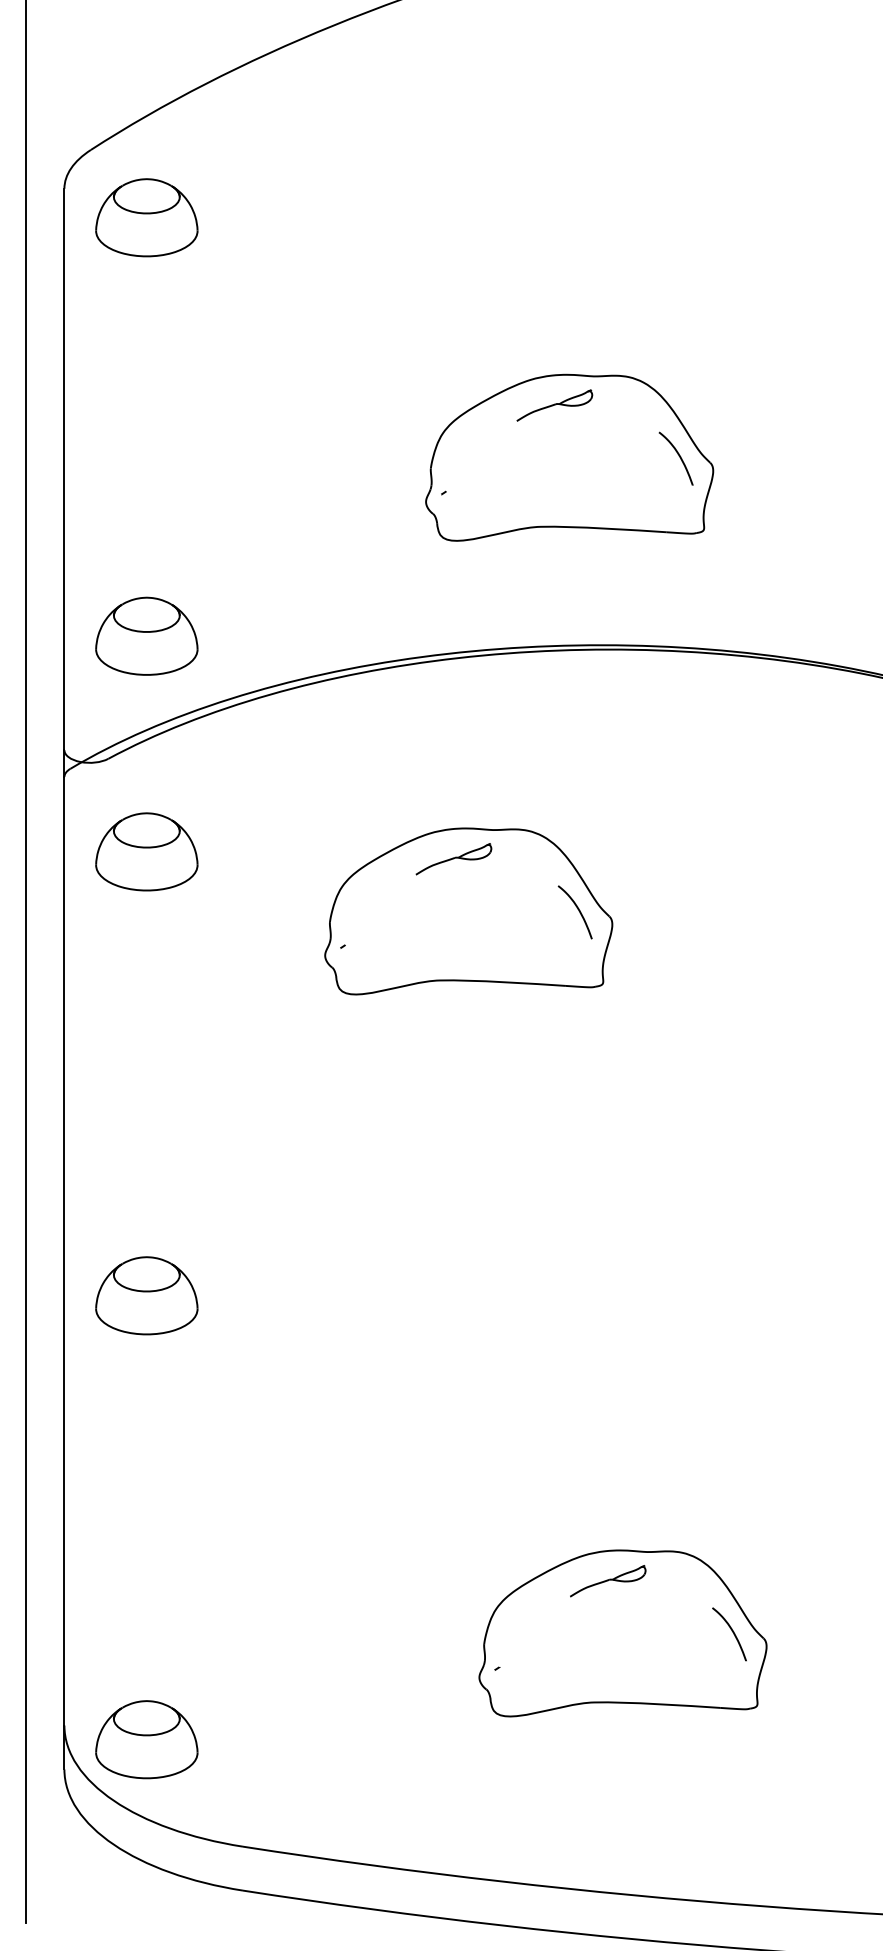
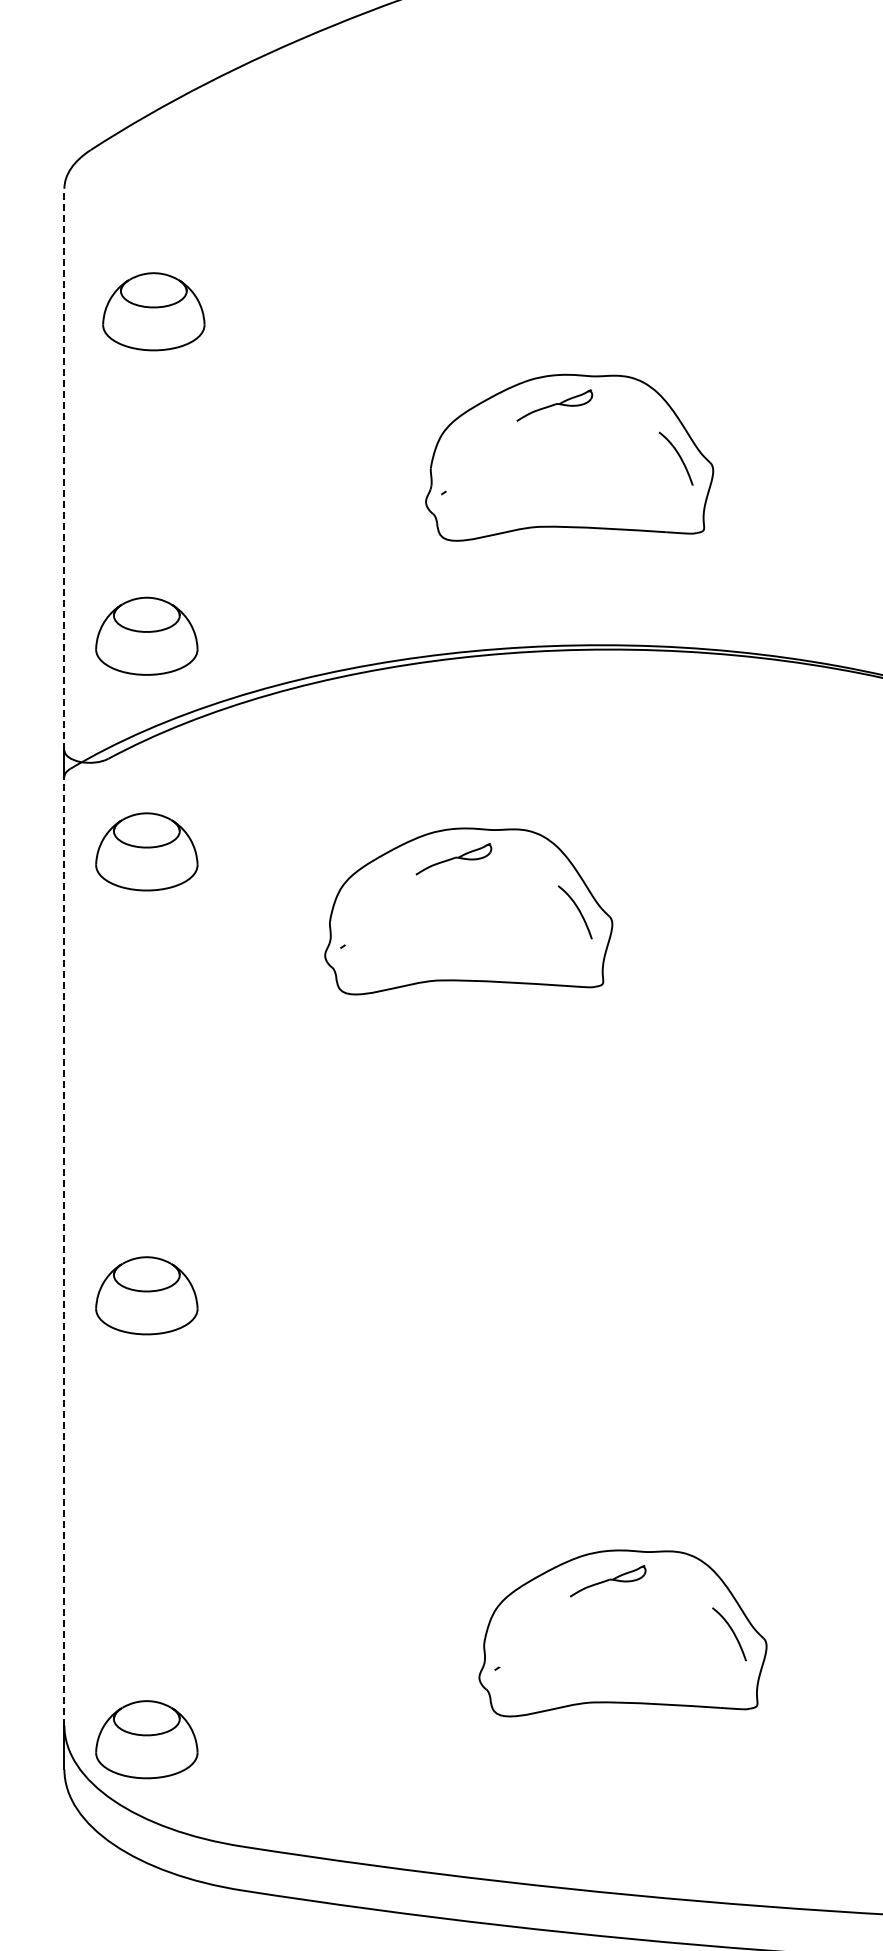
part position: (146, 217) -> (153, 311) (153, 311)
line: solid -> dashed (64, 469)
line: present -> none (26, 962)
line: solid -> dashed (64, 1250)
